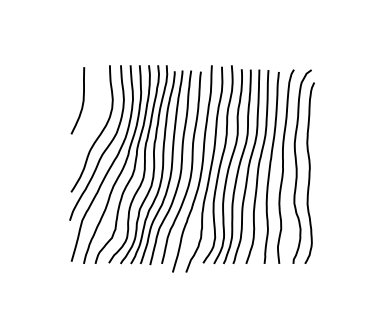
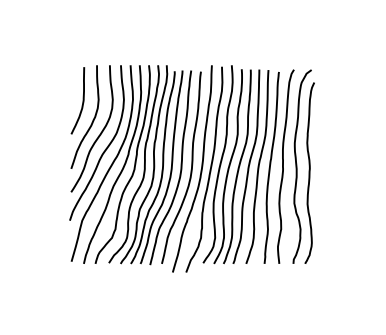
curve: none -> present (92, 119)
